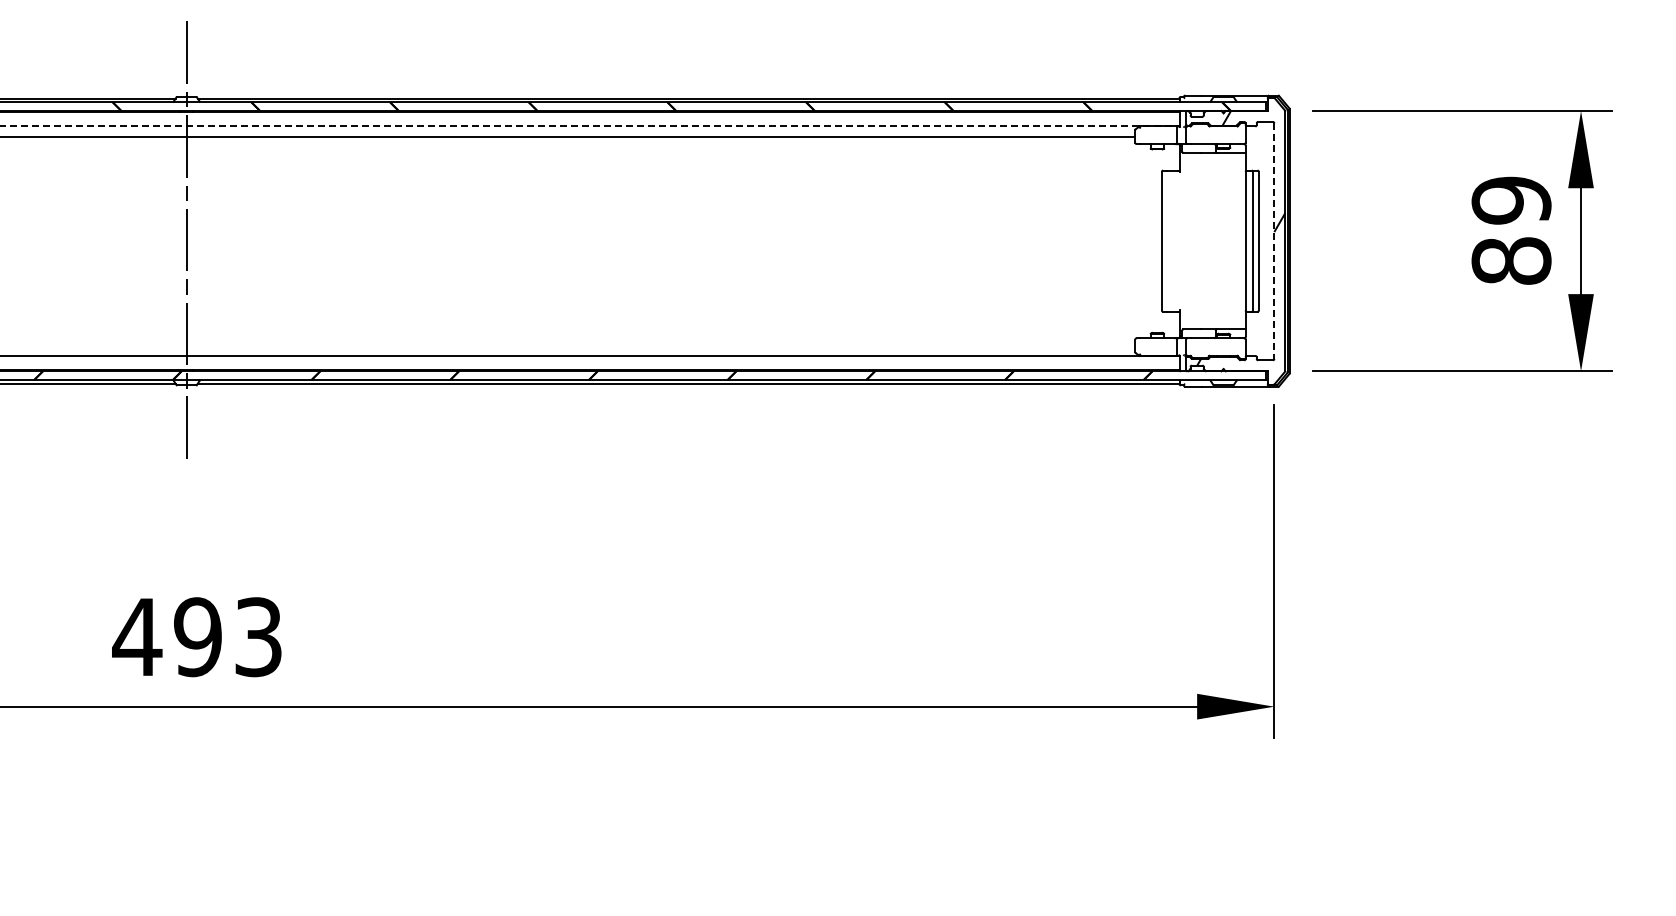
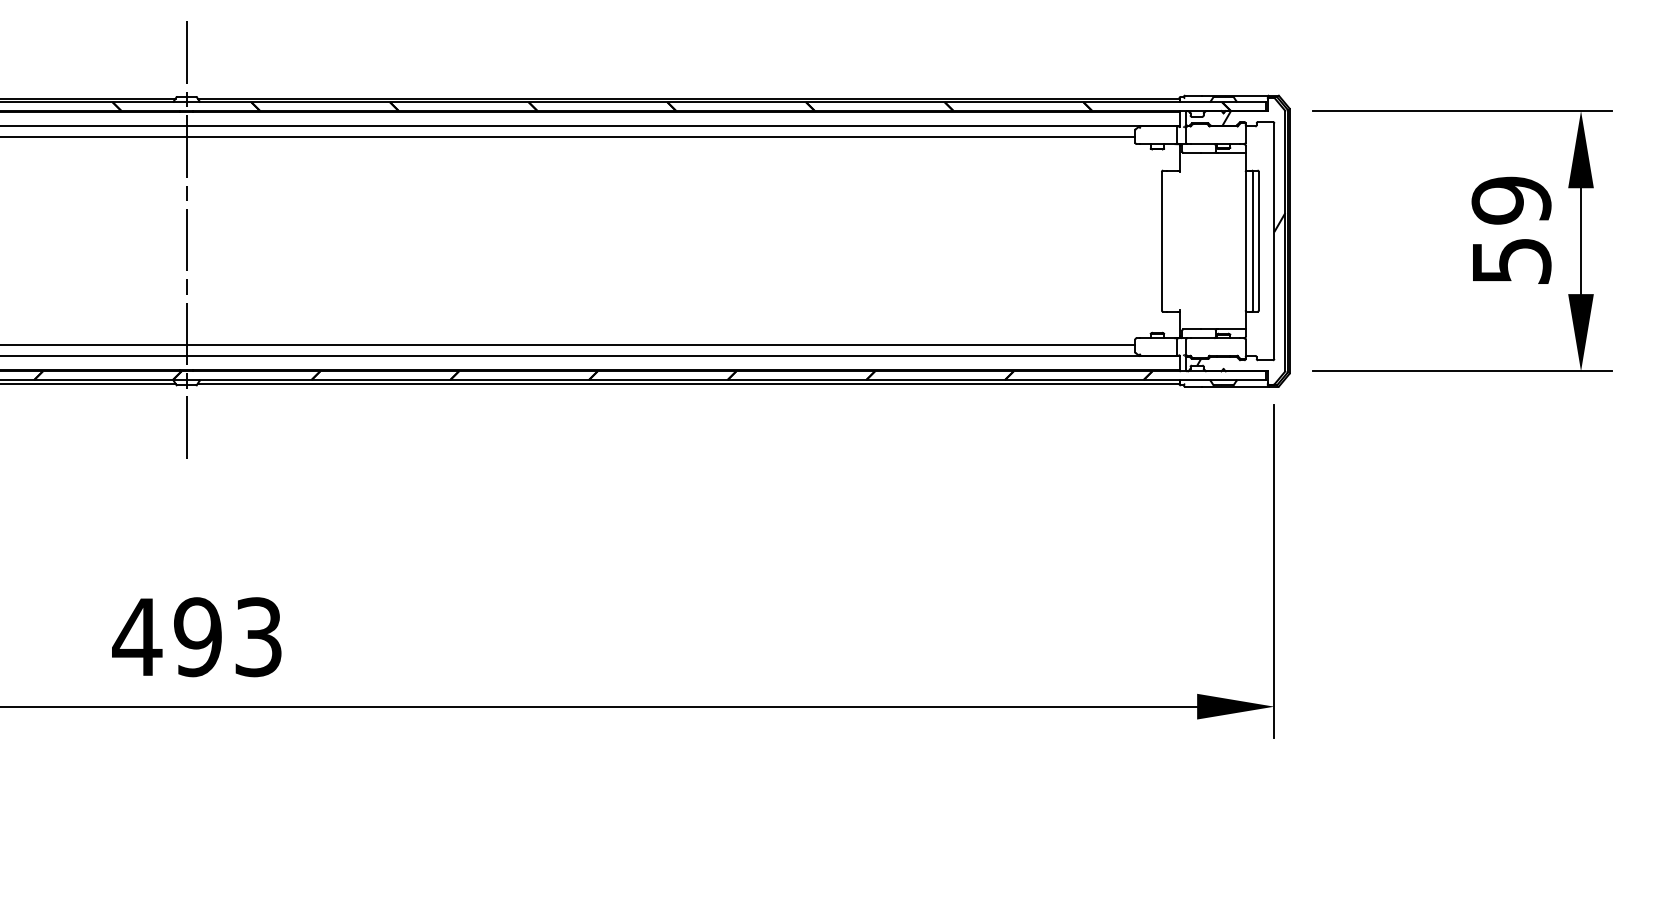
line: dashed -> solid (589, 126)
line: dashed -> solid (1274, 241)
text: 89 -> 59 (1511, 260)
line: none -> present (568, 344)
